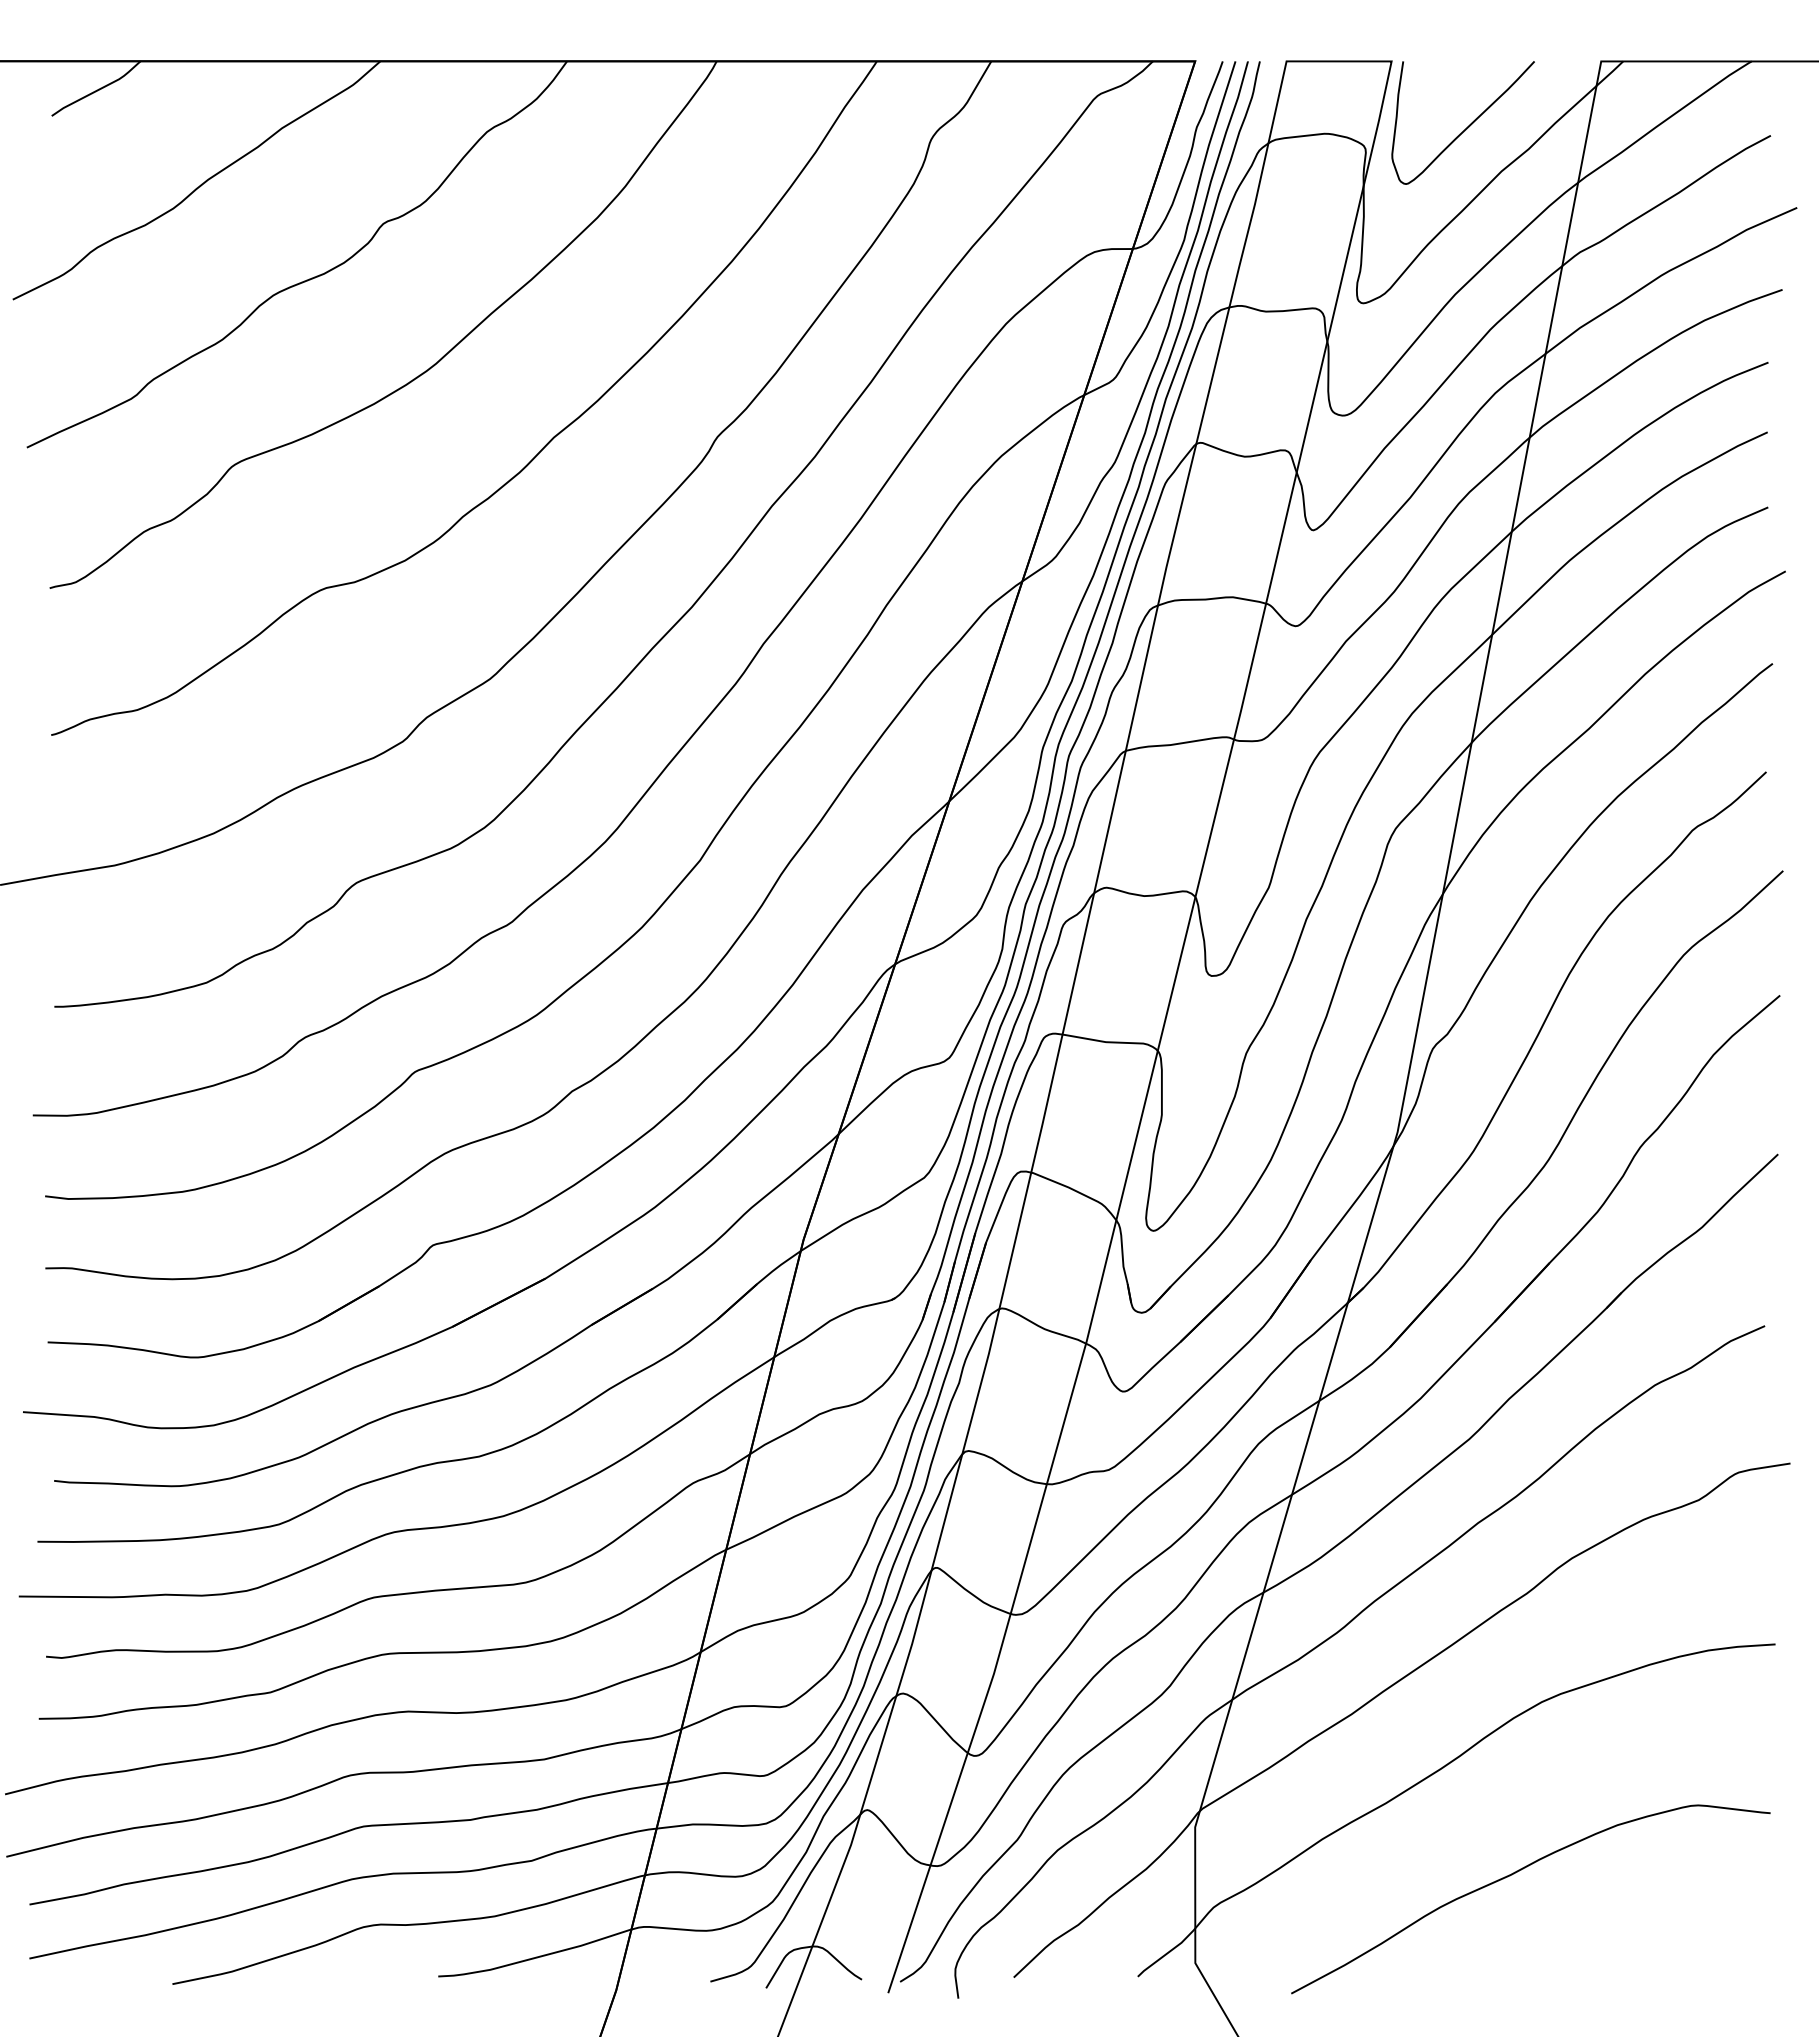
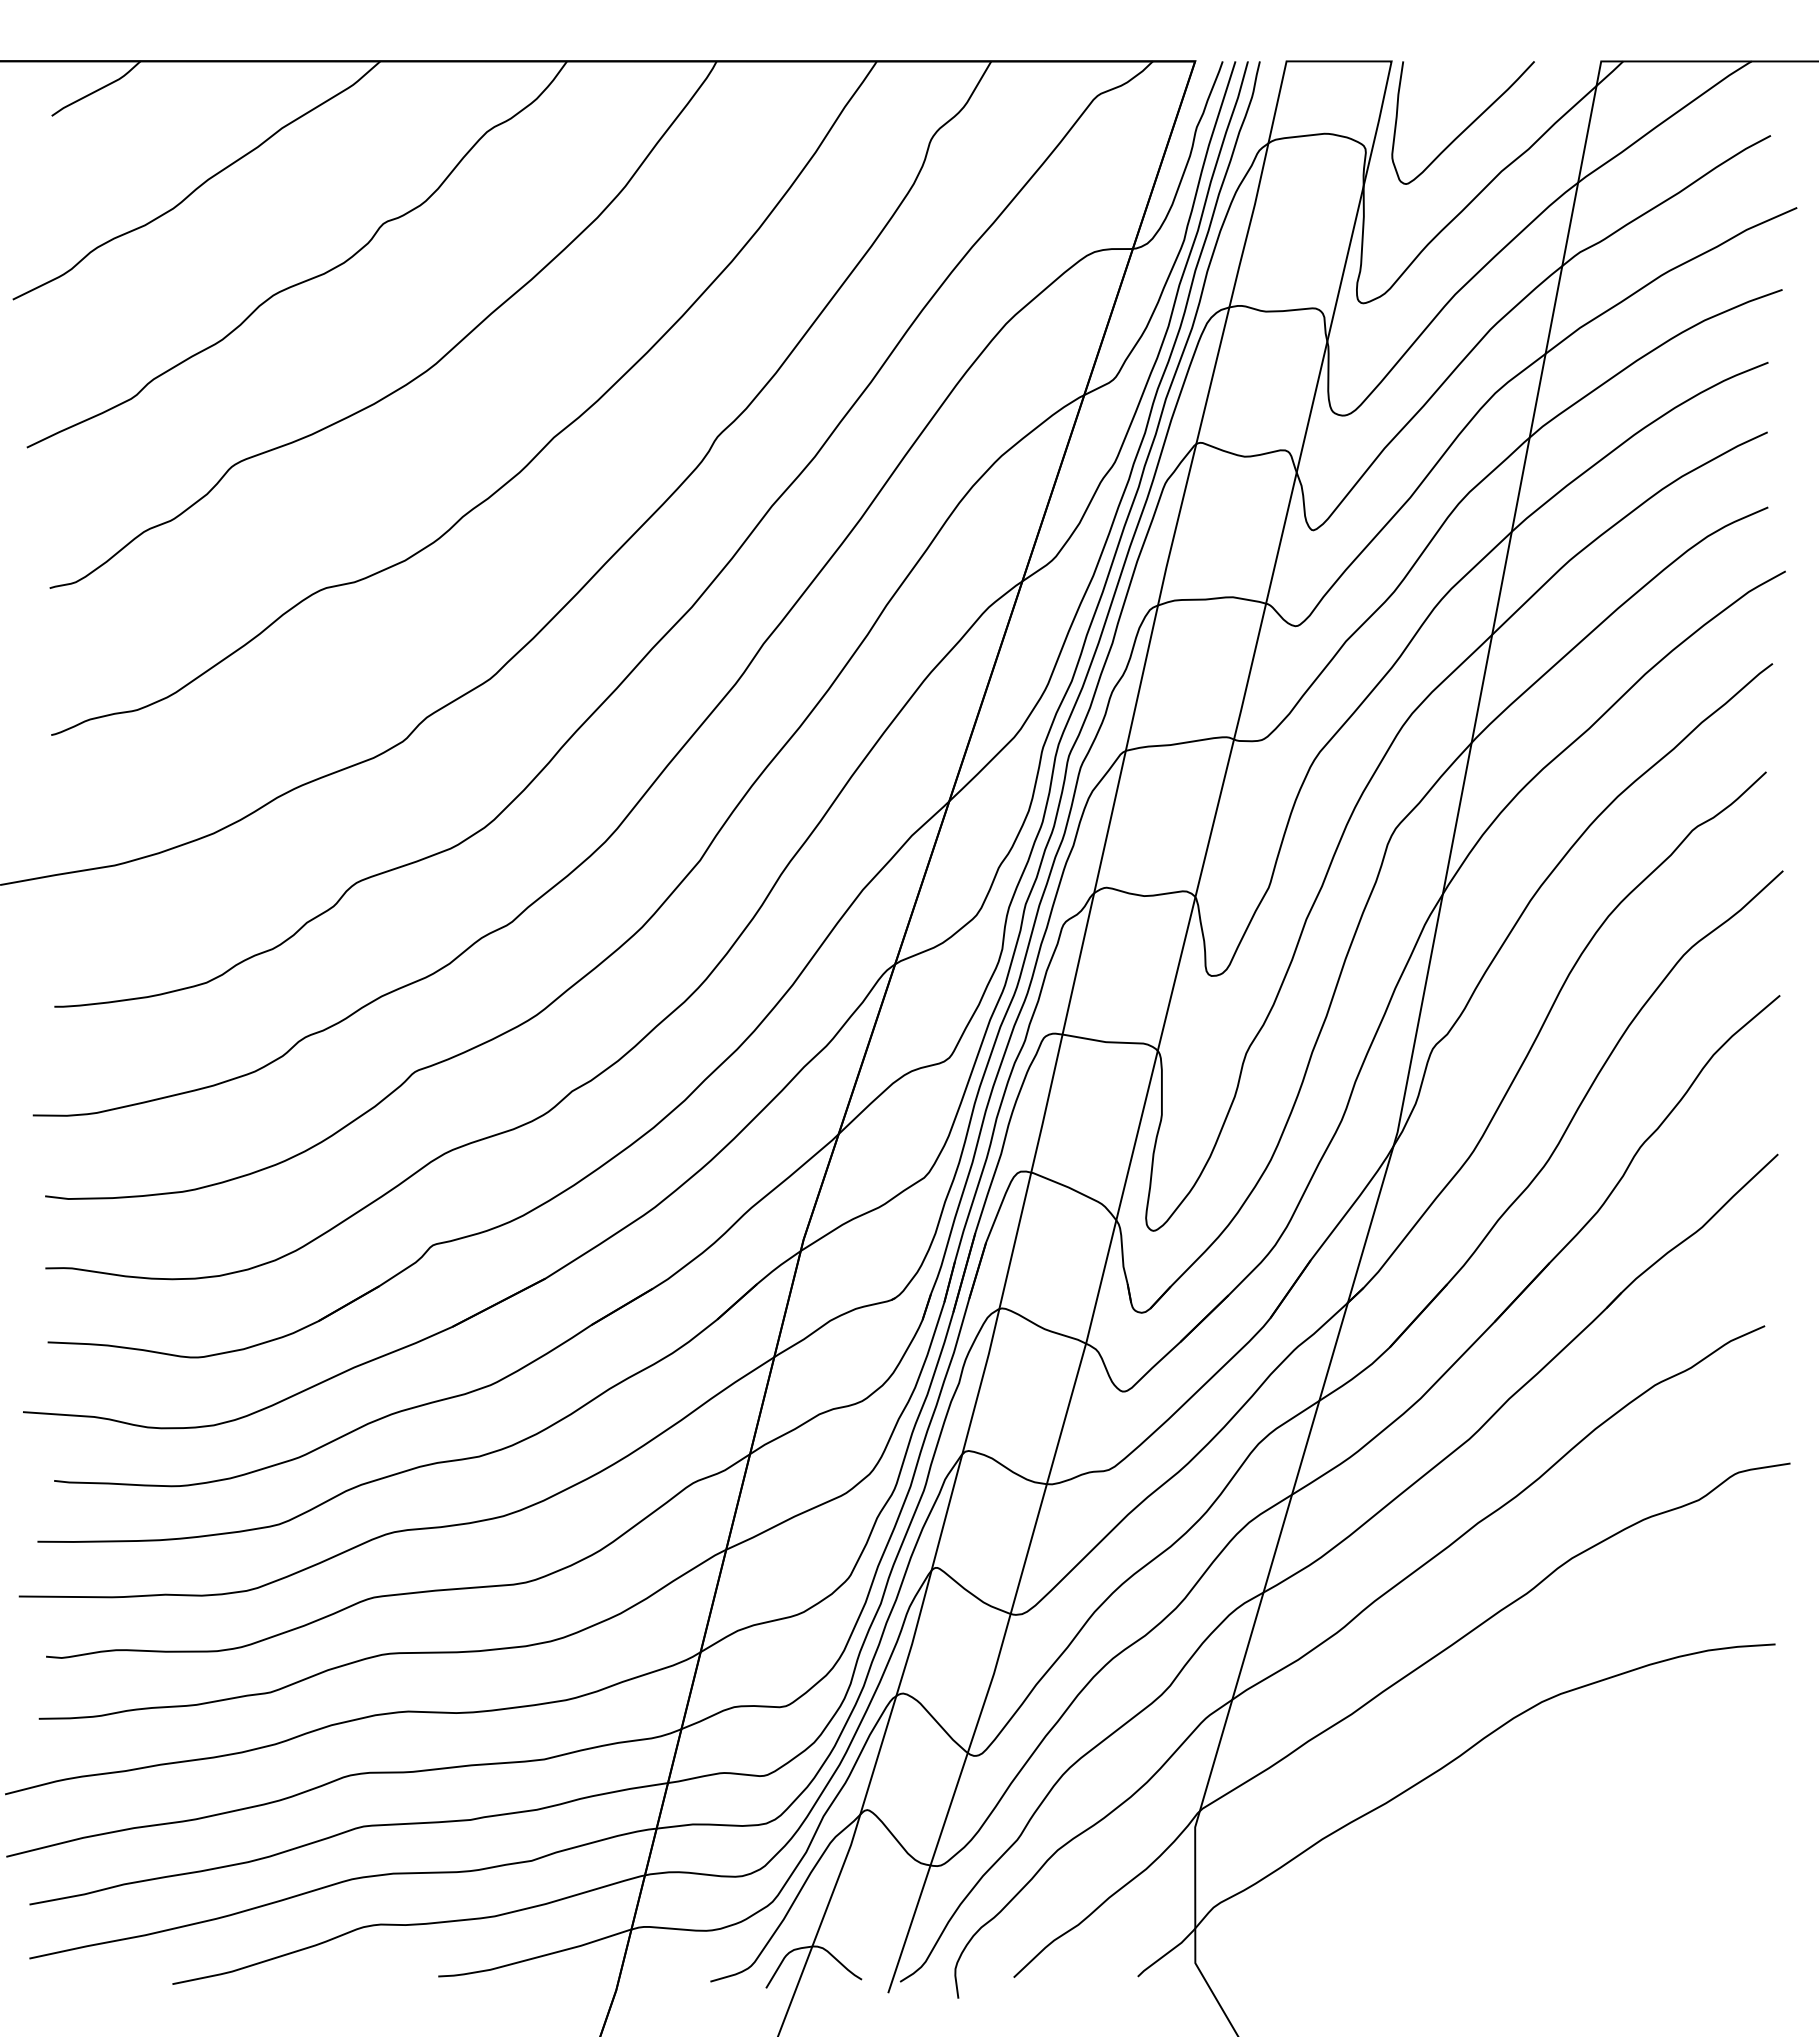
curve: present -> none (1517, 1872)
